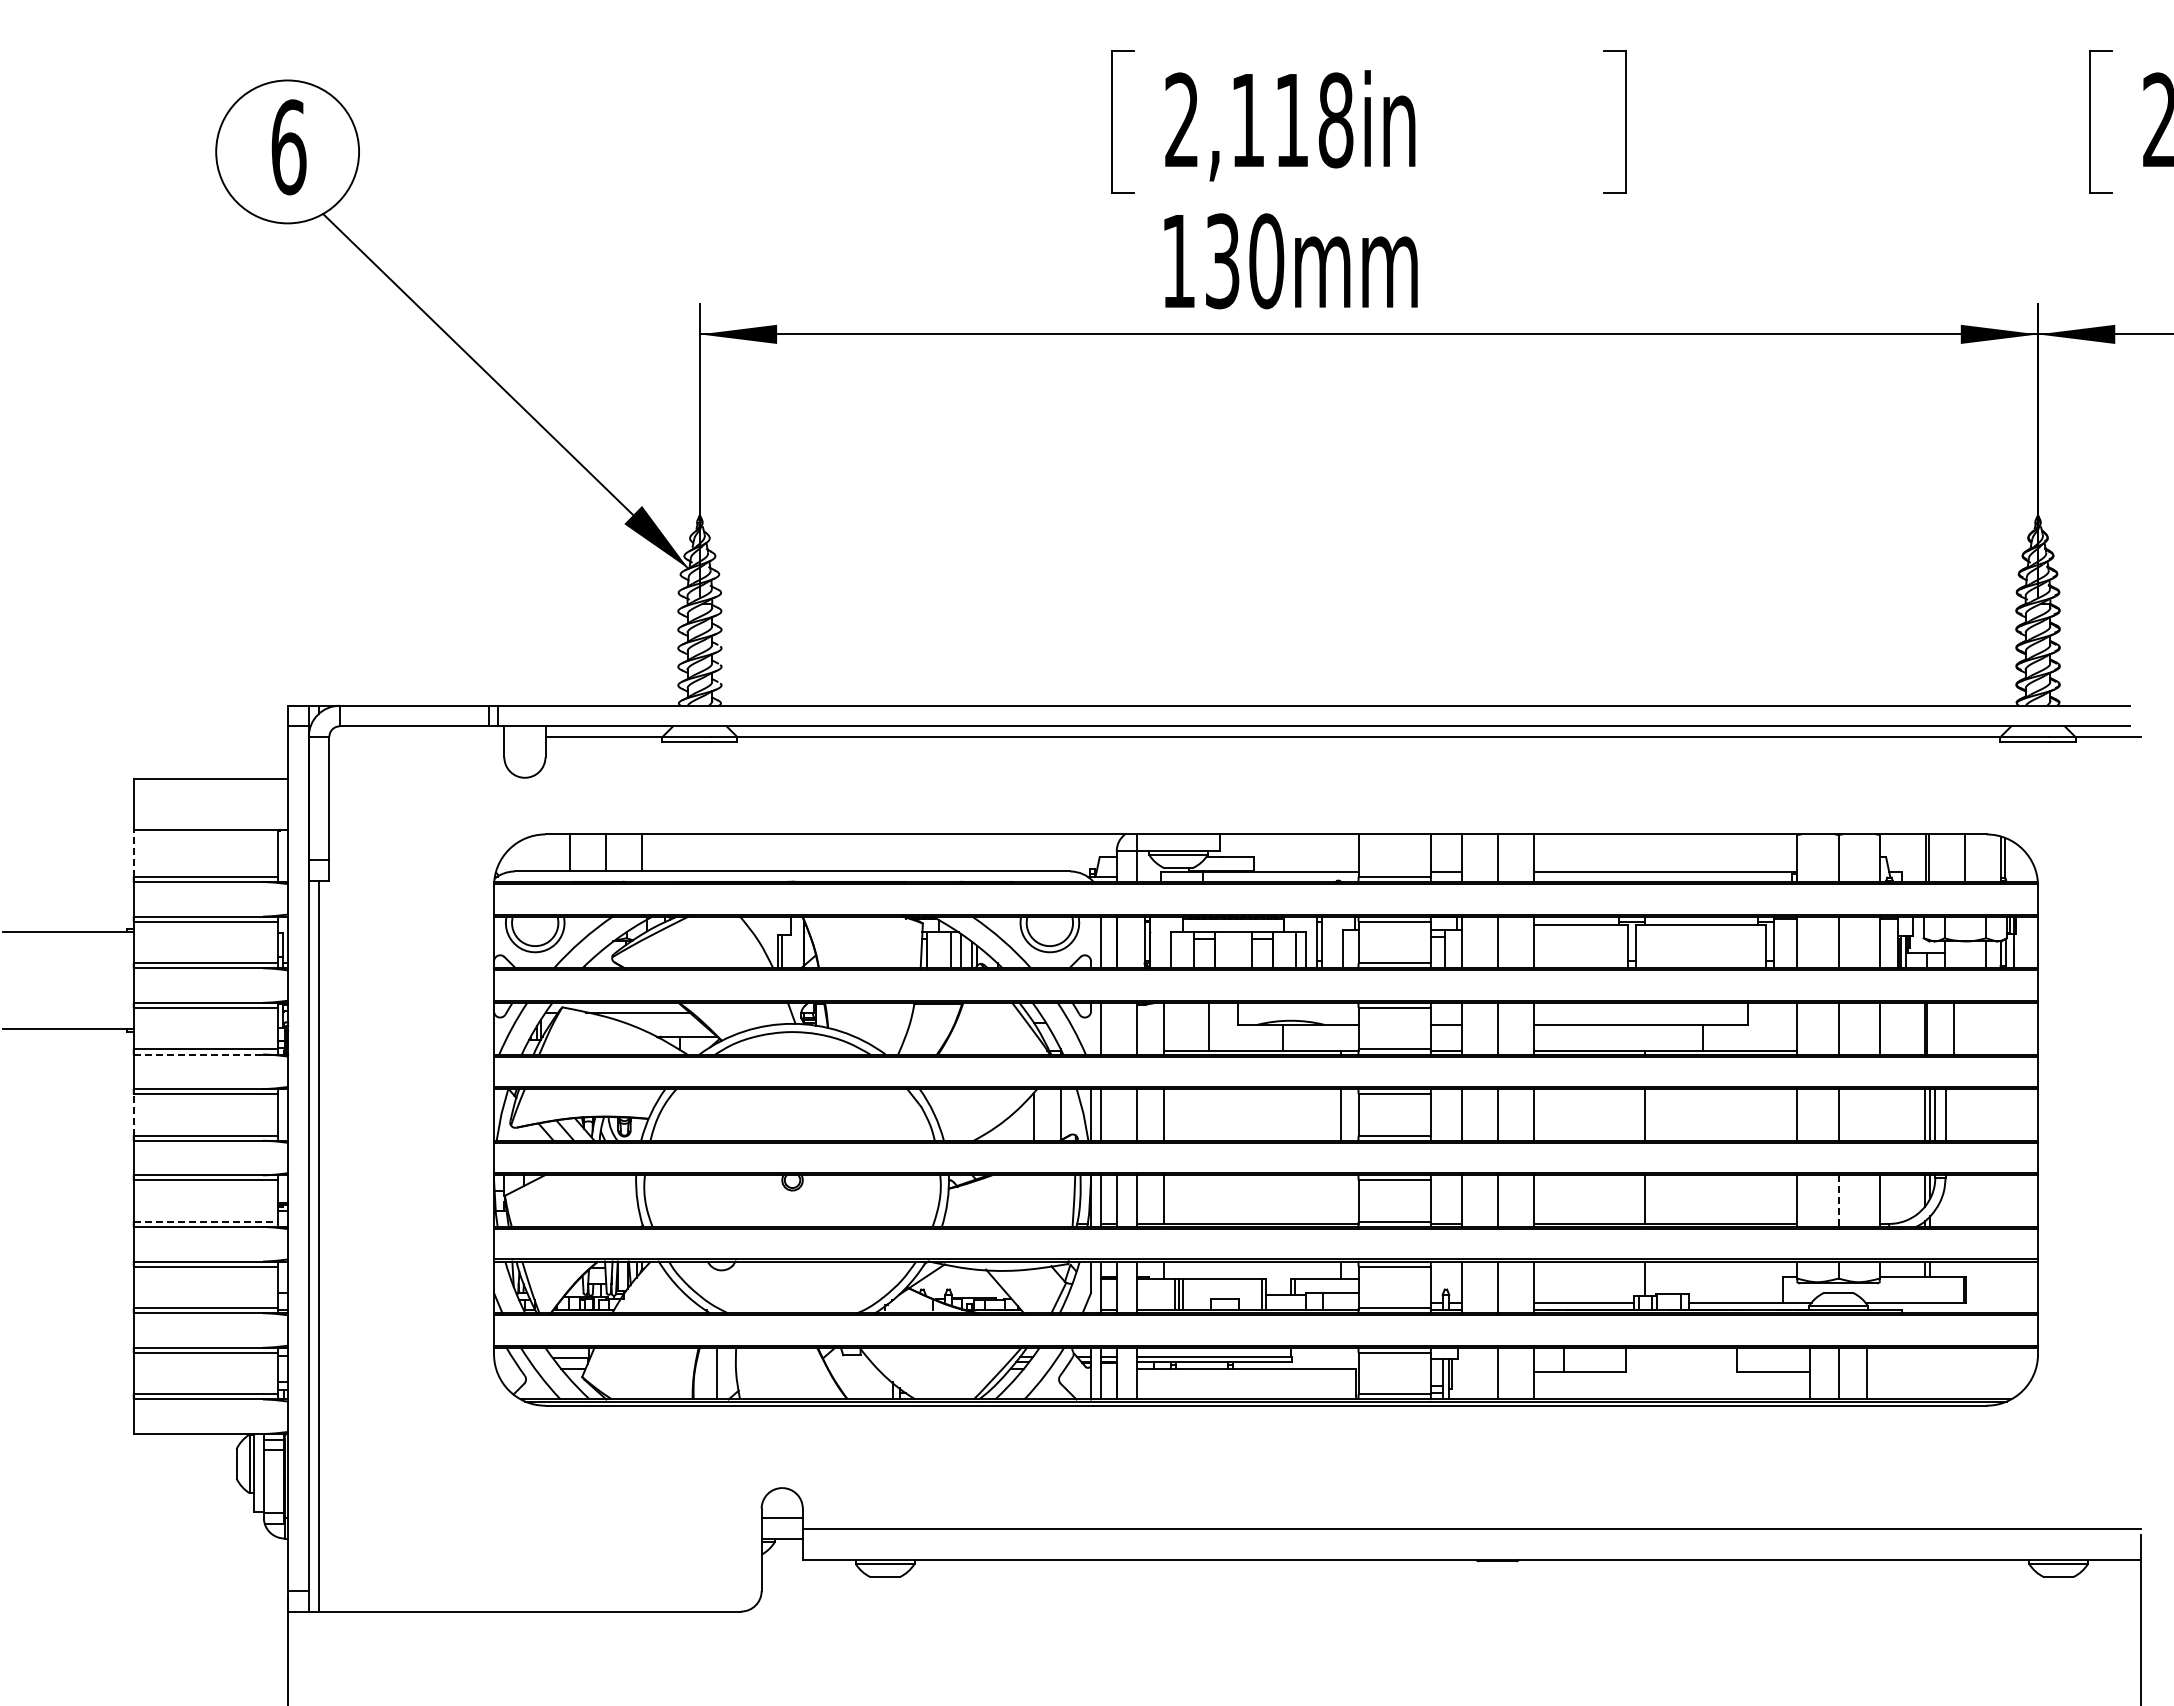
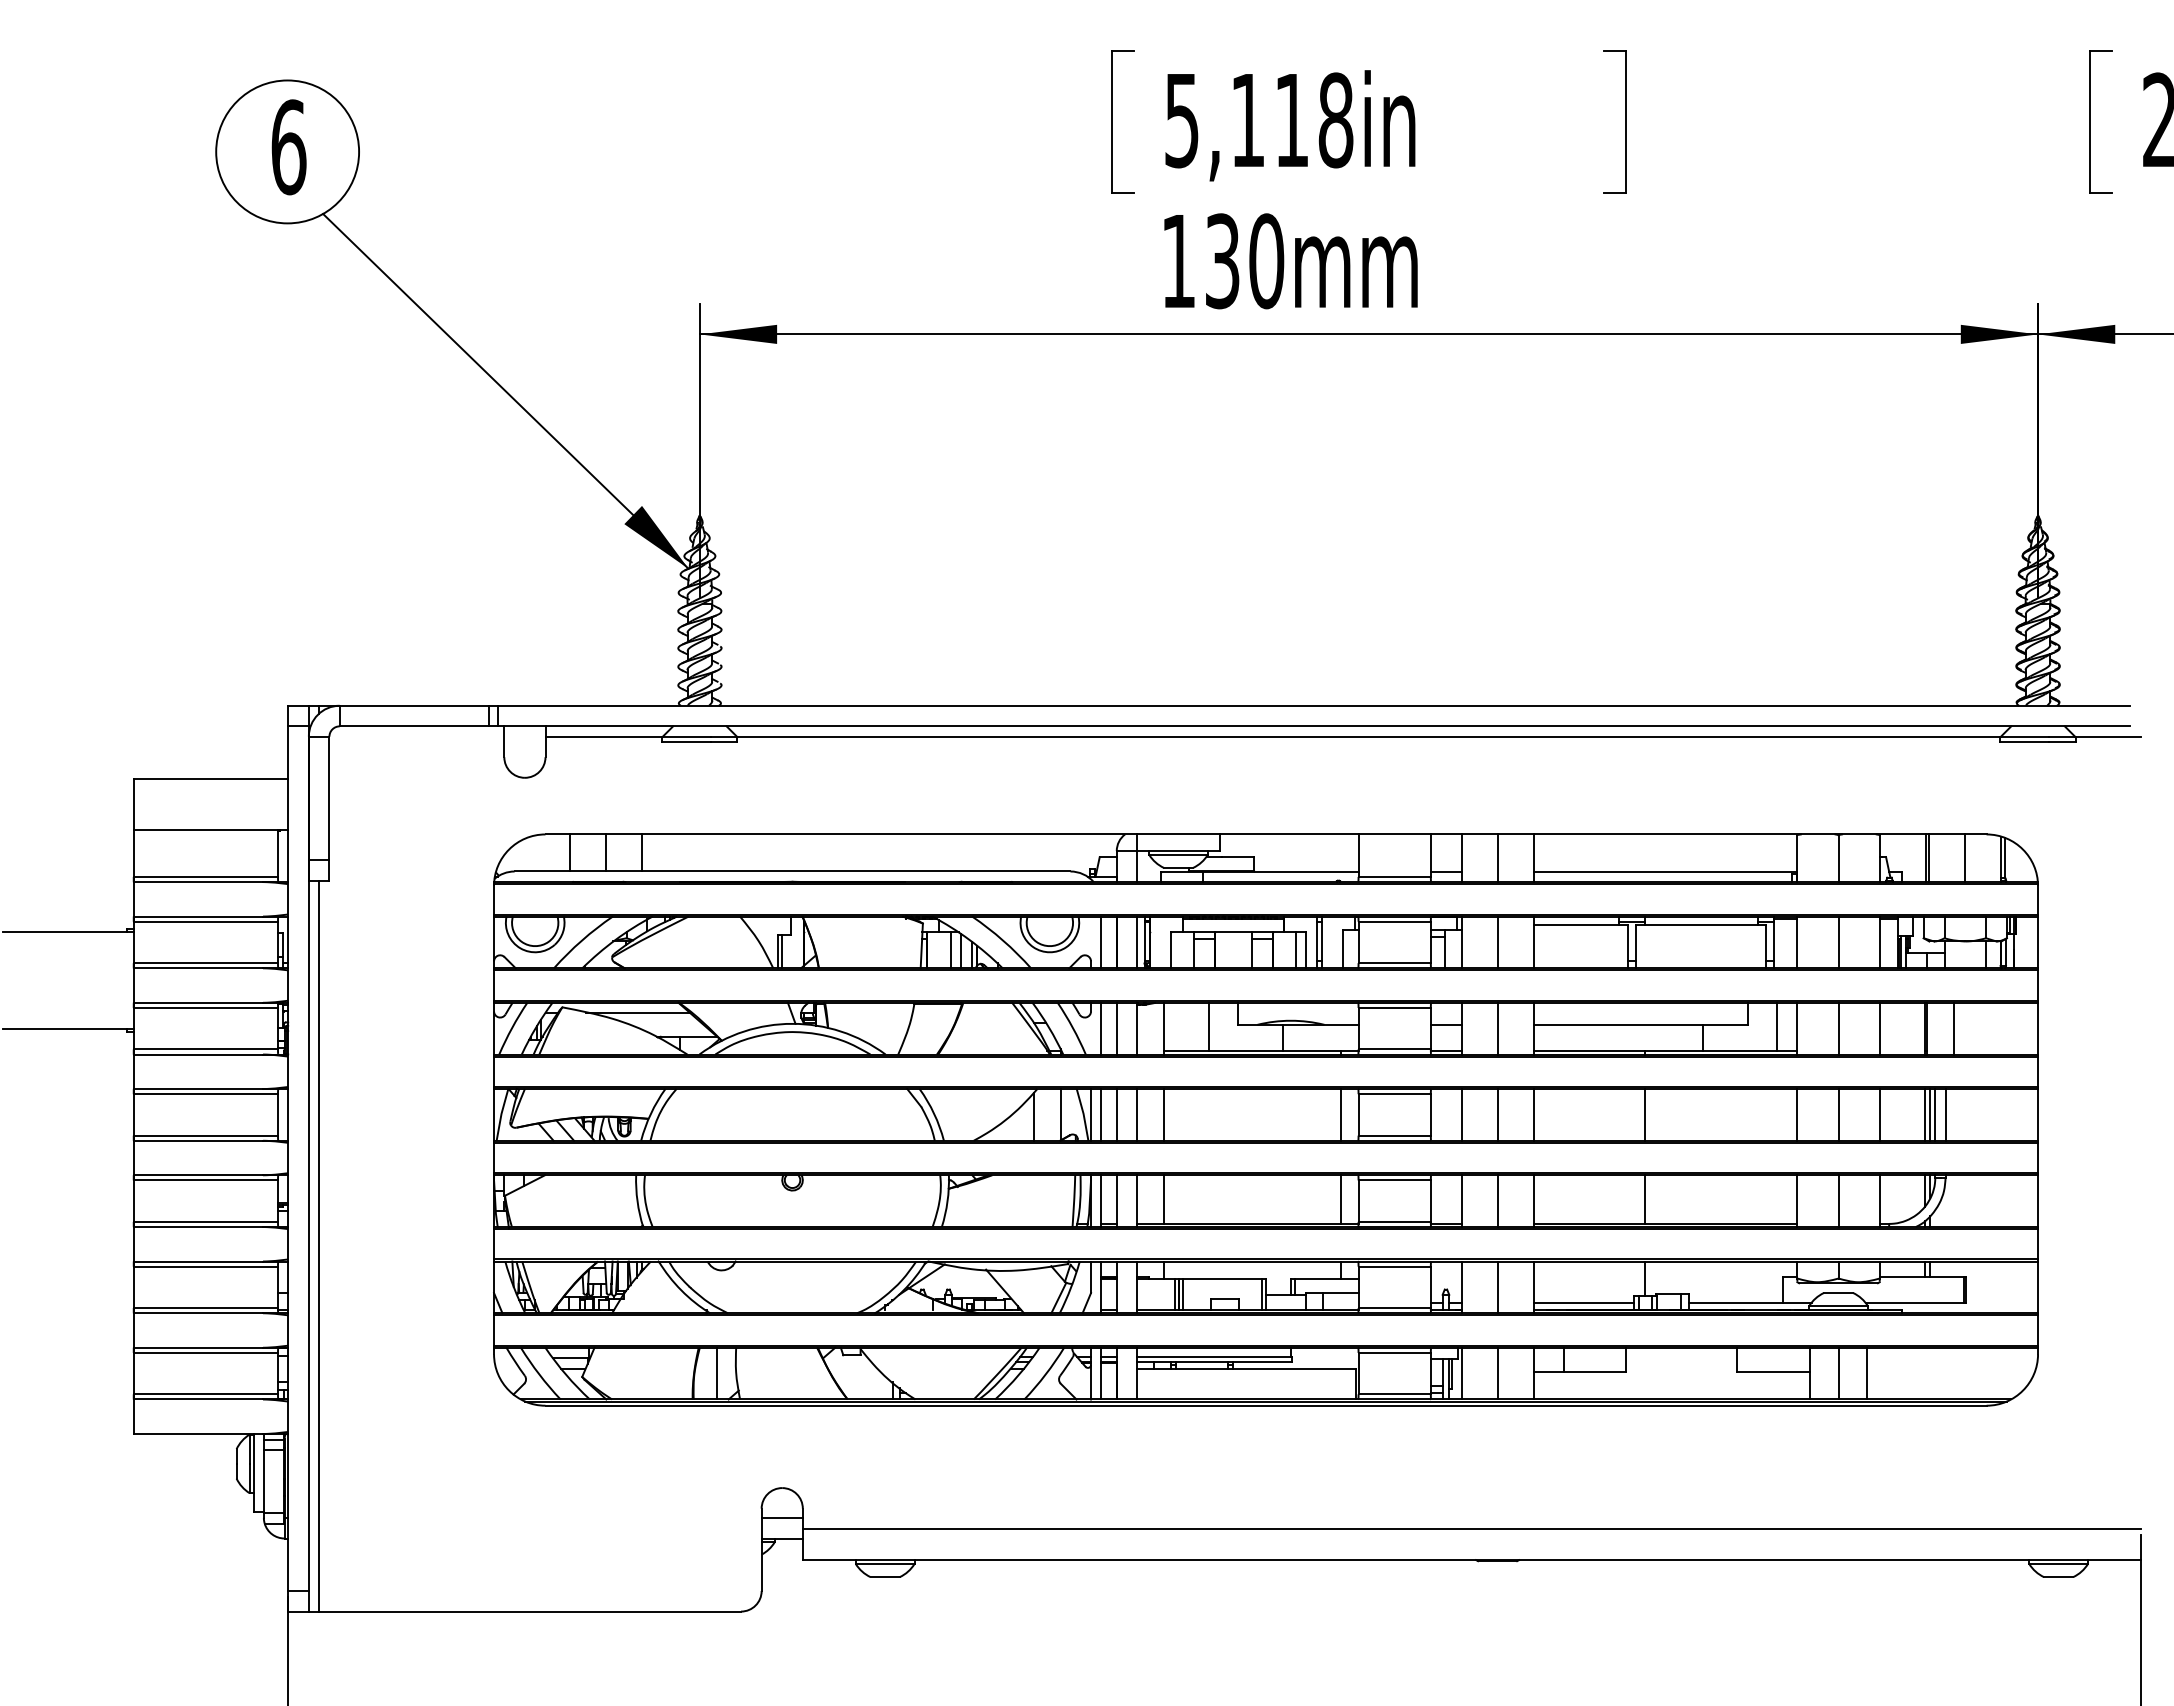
text: 2,118in -> 5,118in (1181, 120)
line: dashed -> solid (133, 853)
line: none -> present (1137, 942)
line: none -> present (1776, 1026)
line: none -> present (1116, 1028)
line: dashed -> solid (198, 1054)
line: dashed -> solid (133, 1114)
line: none -> present (1116, 1114)
line: none -> present (1879, 1114)
line: none -> present (1340, 1199)
line: dashed -> solid (1838, 1201)
line: dashed -> solid (206, 1221)
line: none -> present (1461, 1373)
